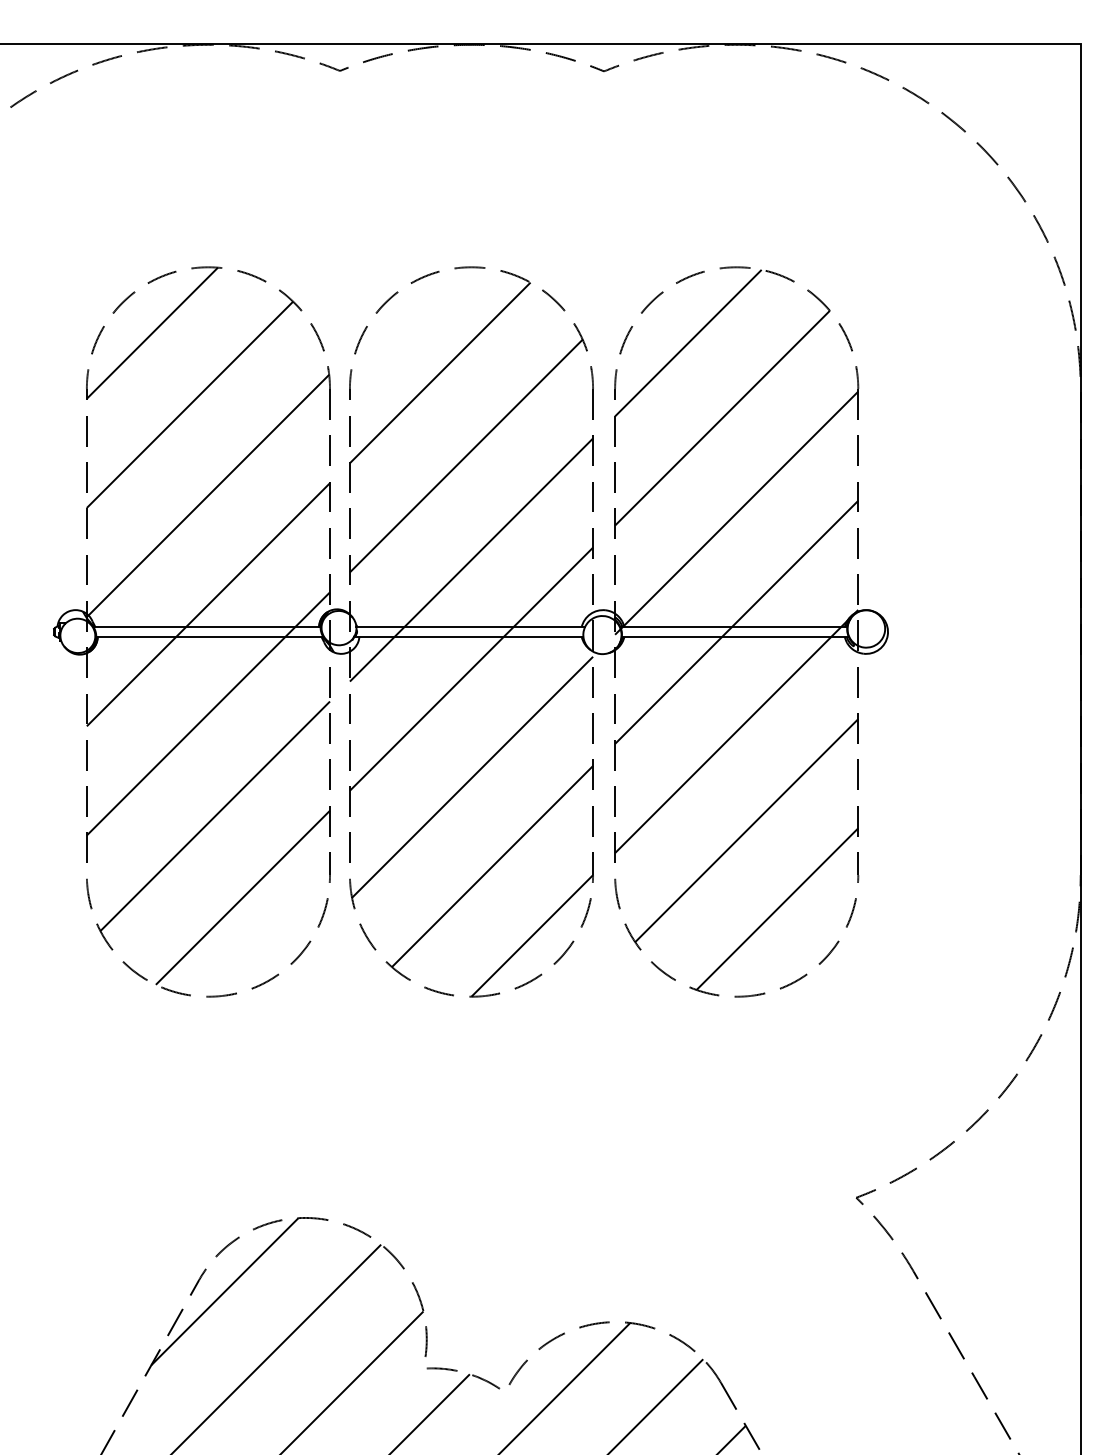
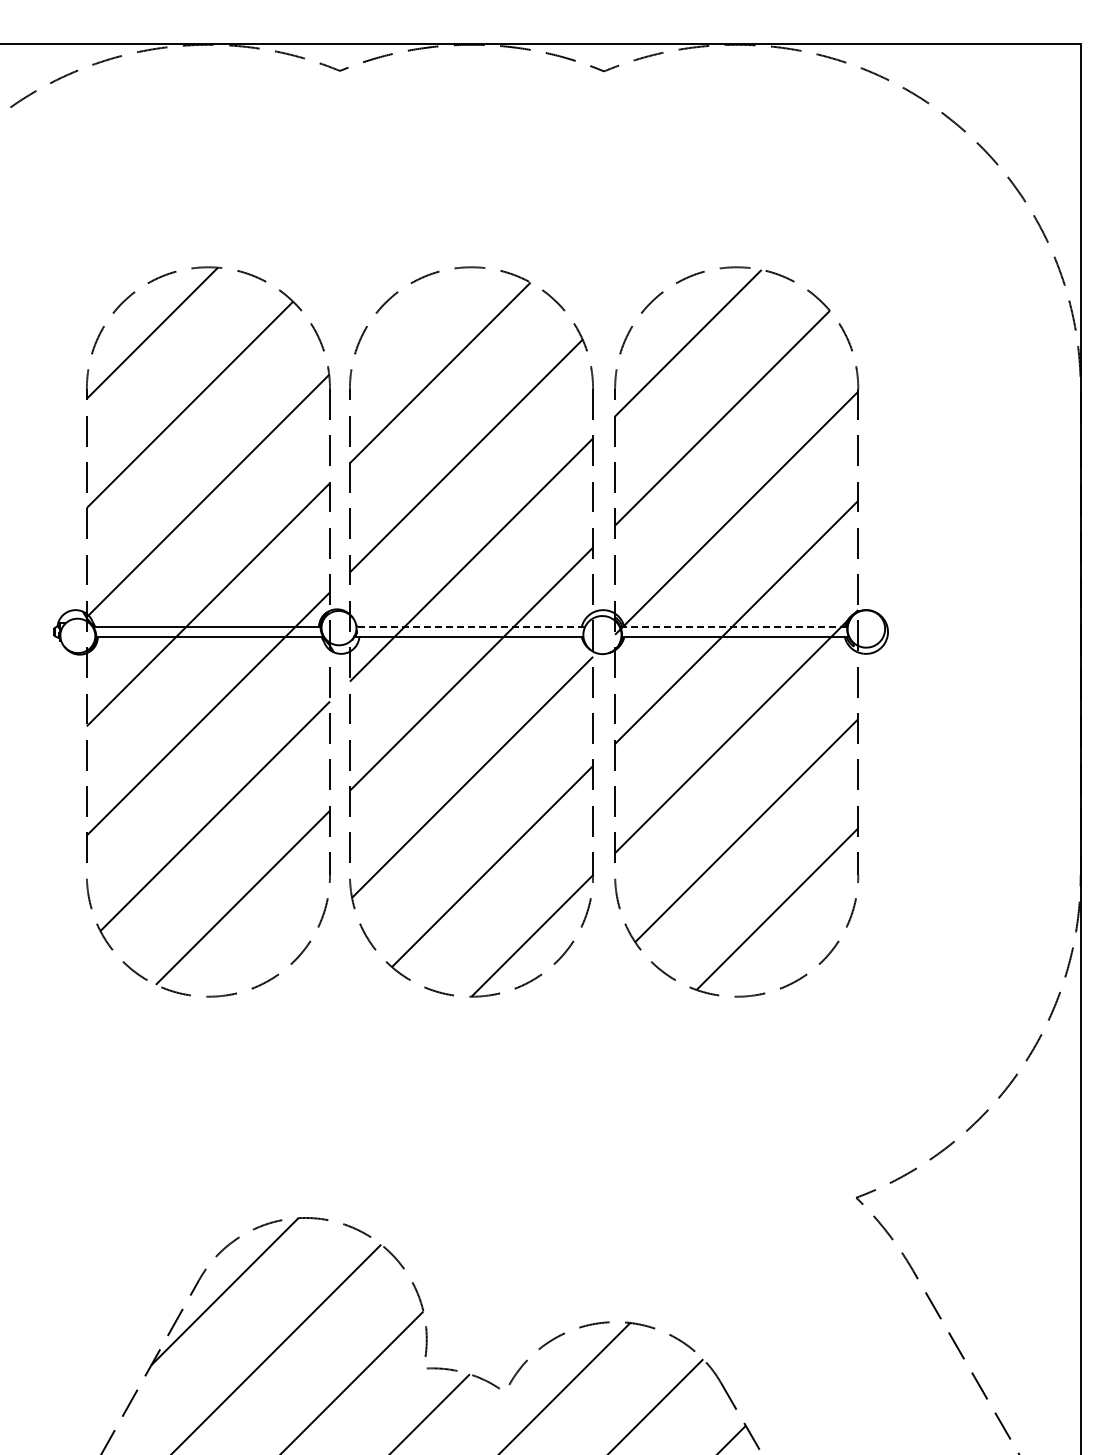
line: solid -> dashed (470, 627)
line: solid -> dashed (733, 627)
